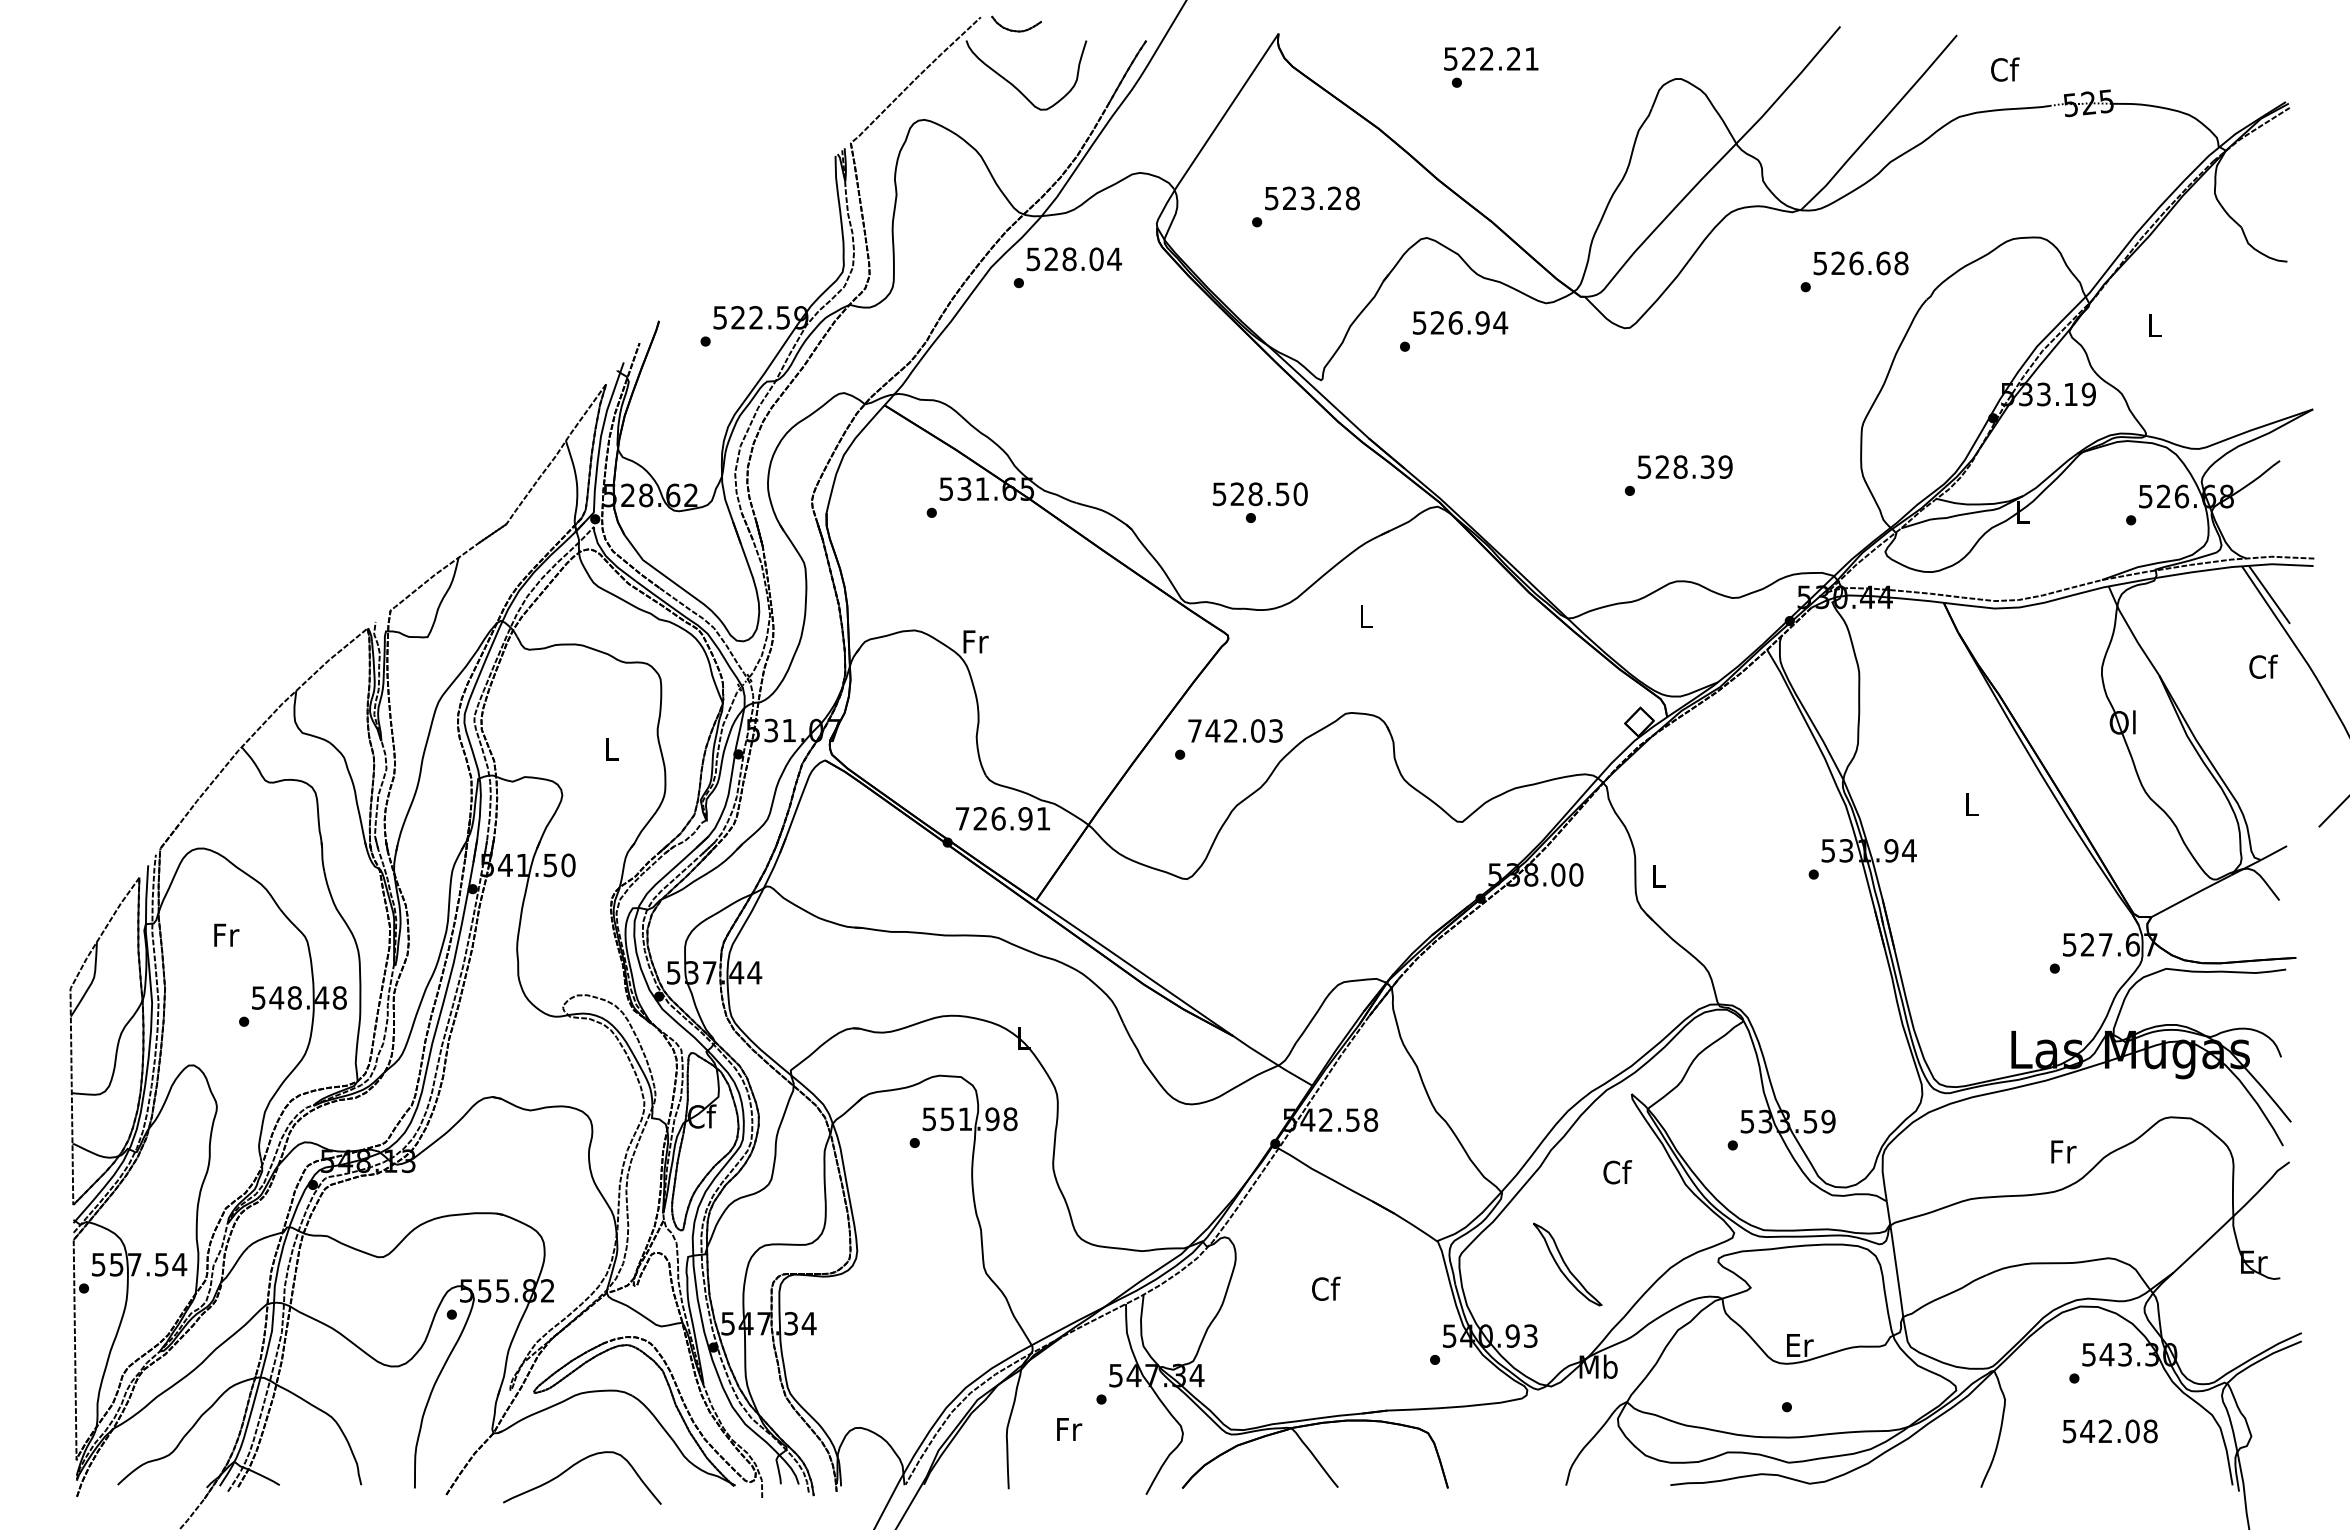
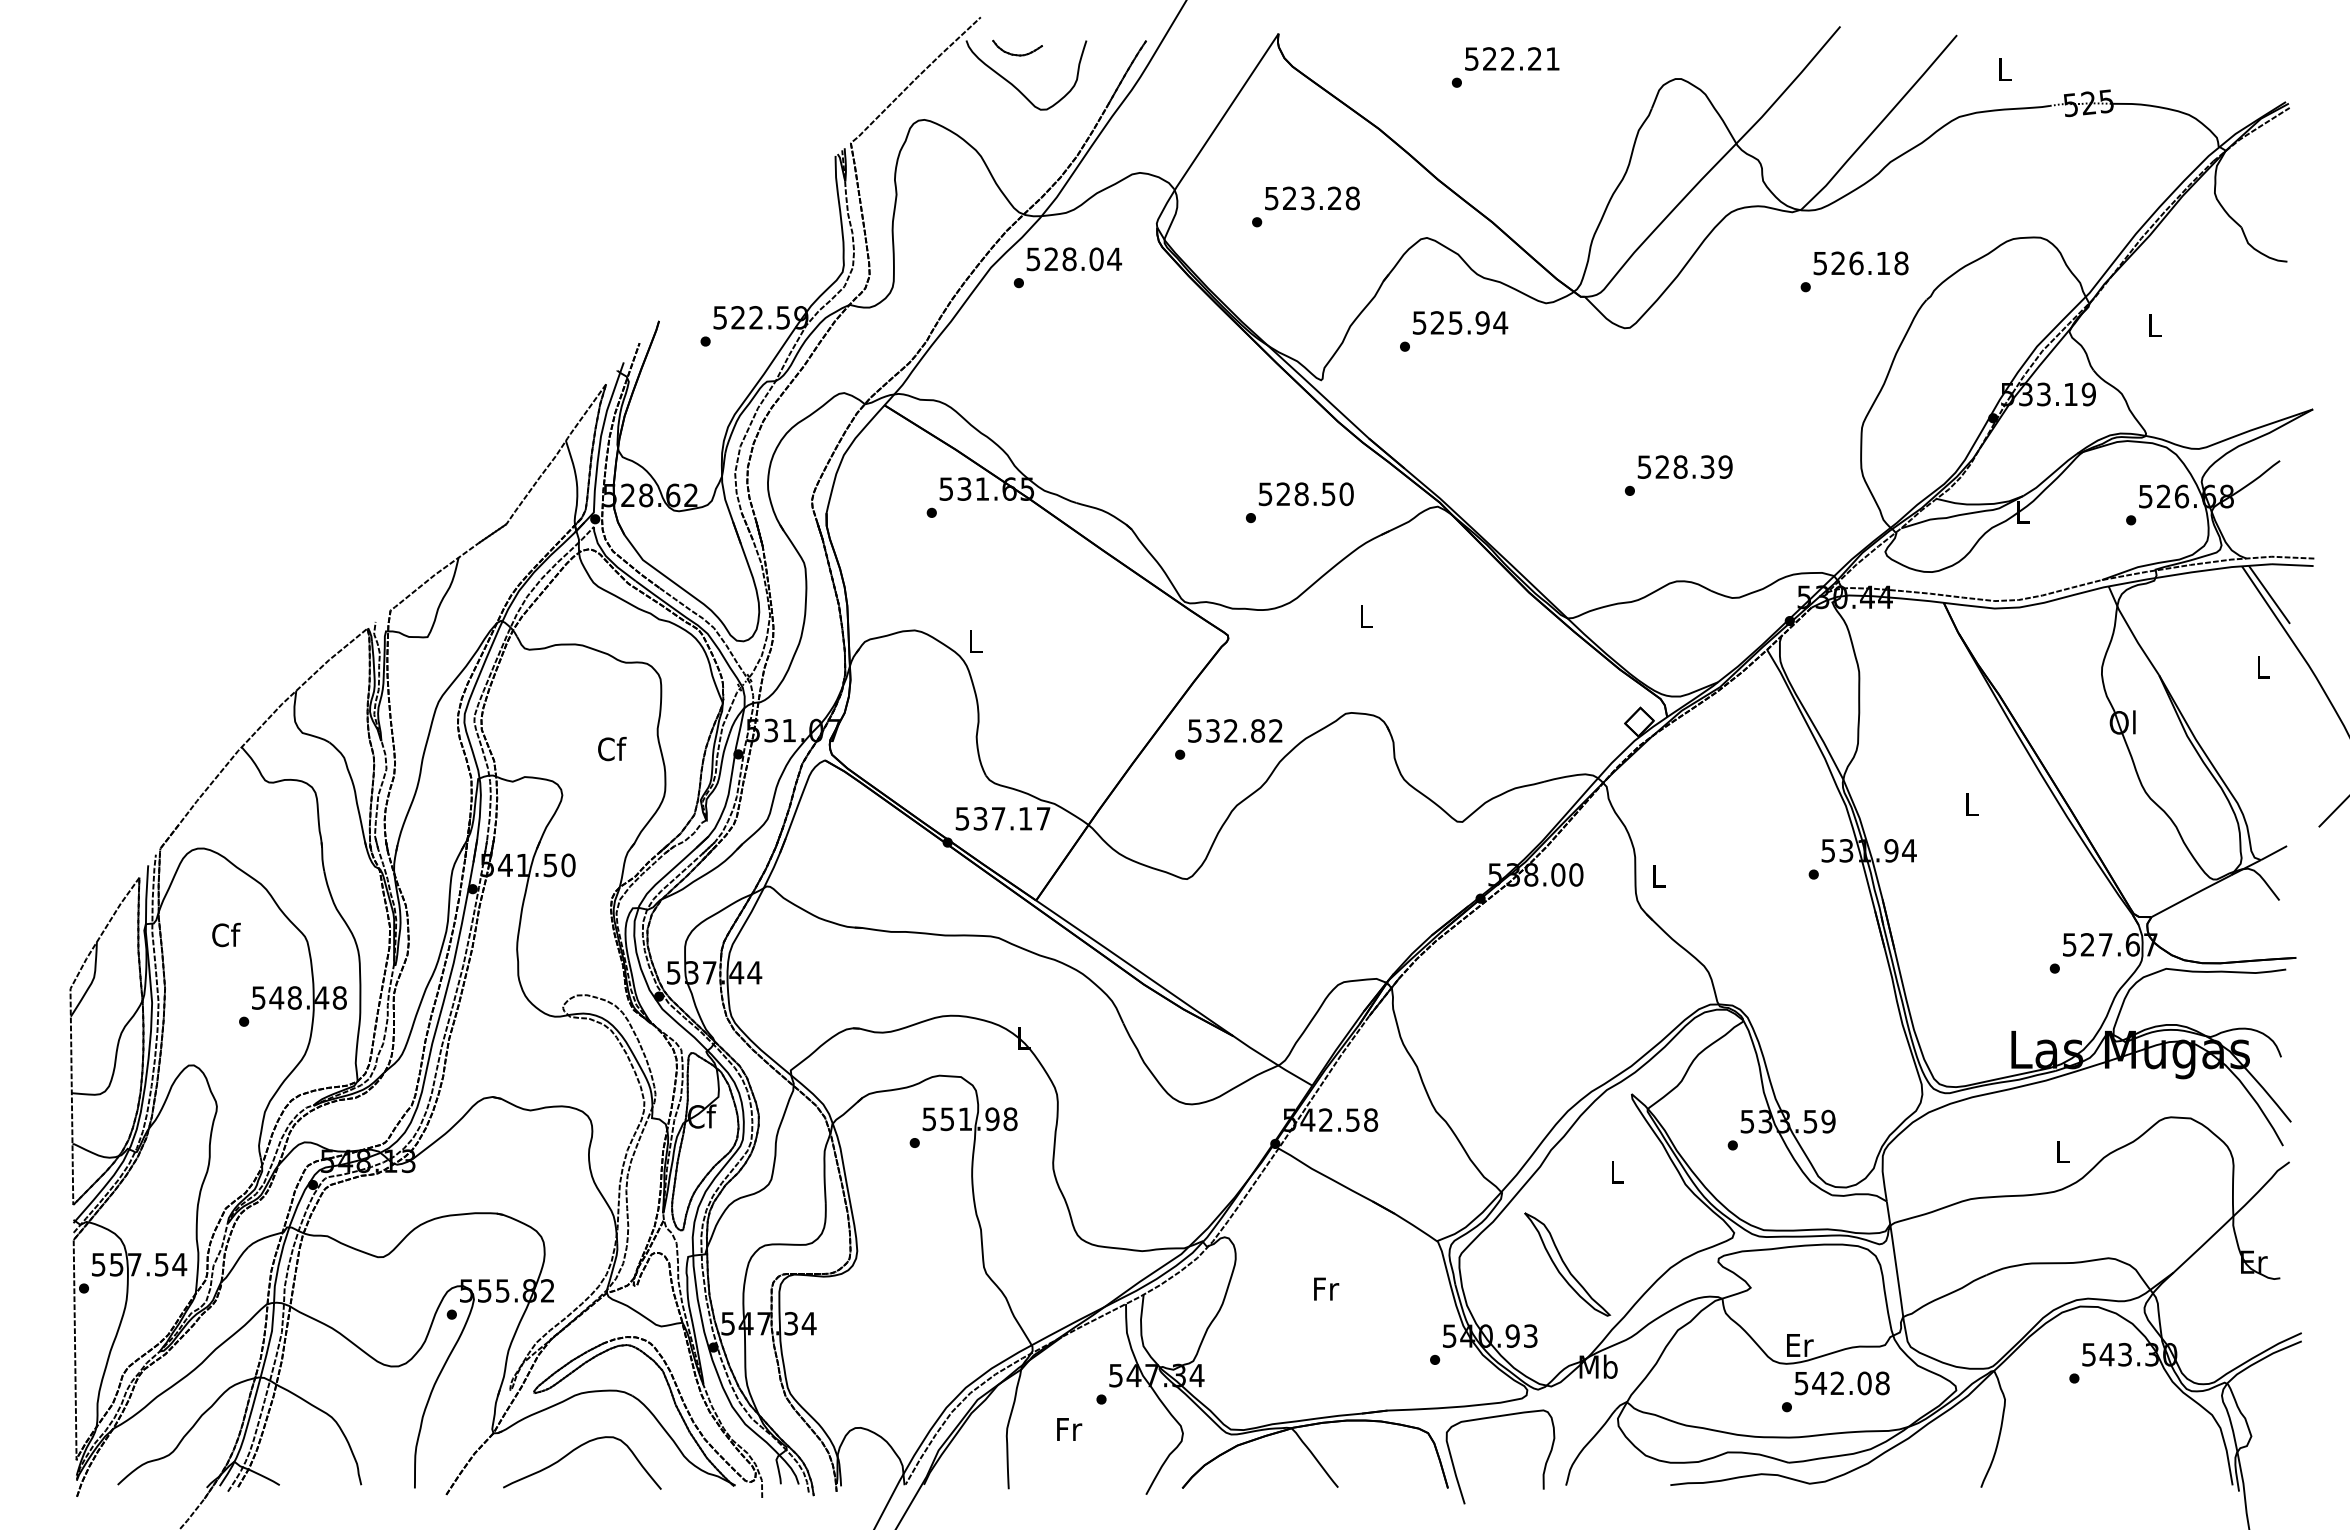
part position: (1016, 30) -> (1017, 54) (1017, 54)
text position: (1491, 58) -> (1512, 58) (1512, 58)
text: Cf -> L (2005, 69)
text: 526.68 -> 526.18 (1883, 263)
text: 526.94 -> 525.94 (1455, 322)
text position: (1259, 494) -> (1305, 494) (1305, 494)
text: Fr -> L (975, 641)
text: Cf -> L (2263, 666)
text: 742.03 -> 532.82 (1235, 730)
text: L -> Cf (612, 748)
text: 726.91 -> 537.17 (1002, 818)
text: Fr -> Cf (226, 934)
text: Fr -> L (2063, 1151)
text: Cf -> L (1617, 1172)
part size: 70x85 px -> 88x105 px (1567, 1264)
text: Cf -> Fr (1326, 1288)
curve: none -> present (1498, 1417)
text position: (2109, 1431) -> (1841, 1383) (1841, 1383)
curve position: (575, 1465) -> (575, 1450) (575, 1450)
